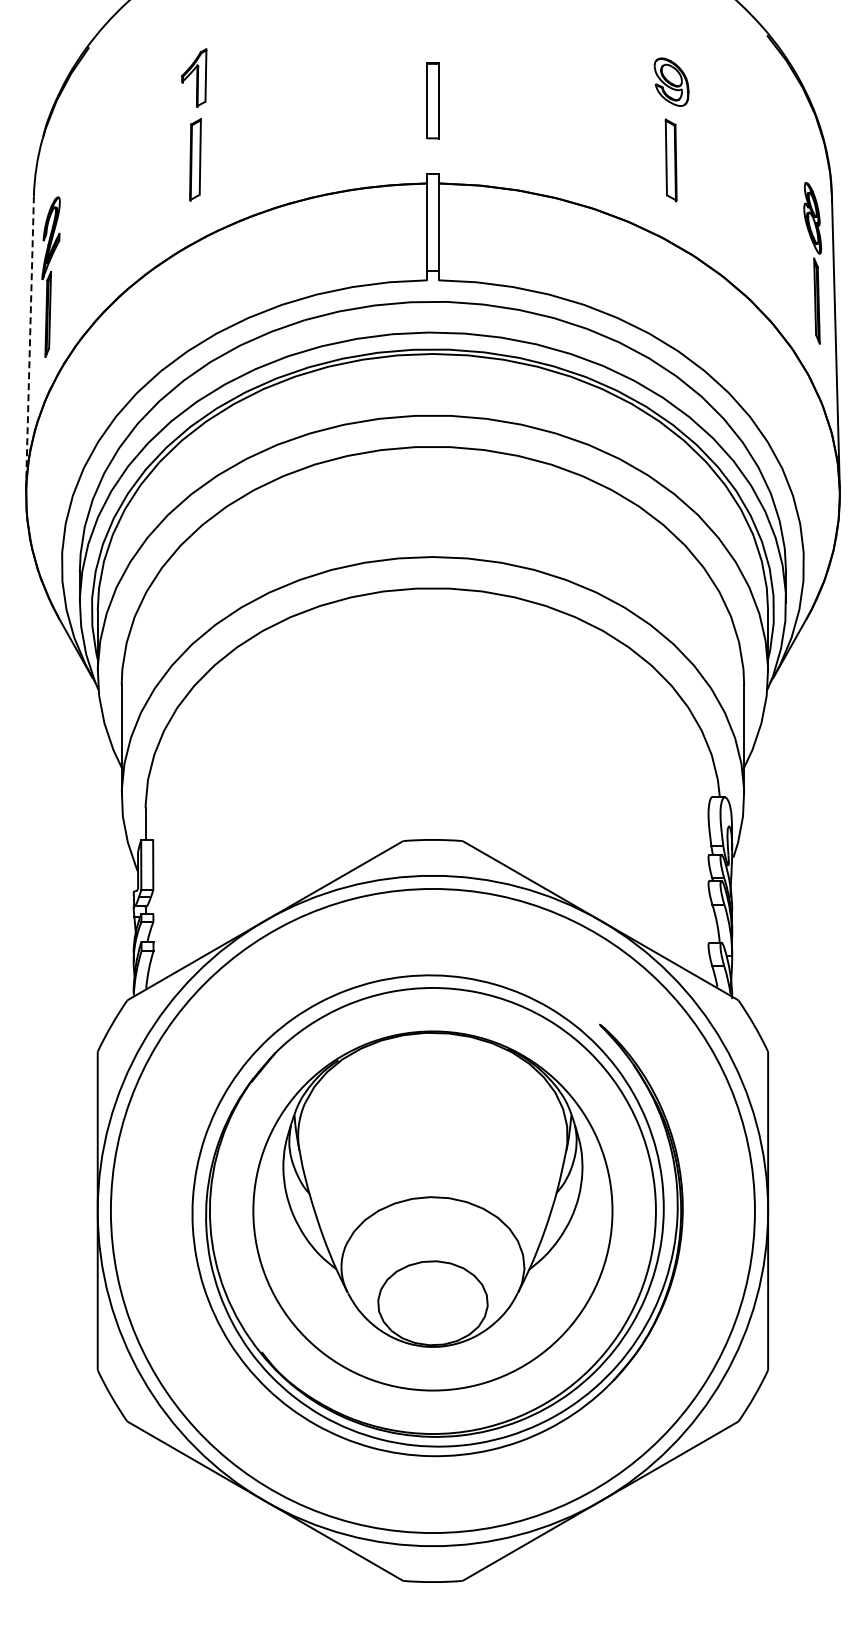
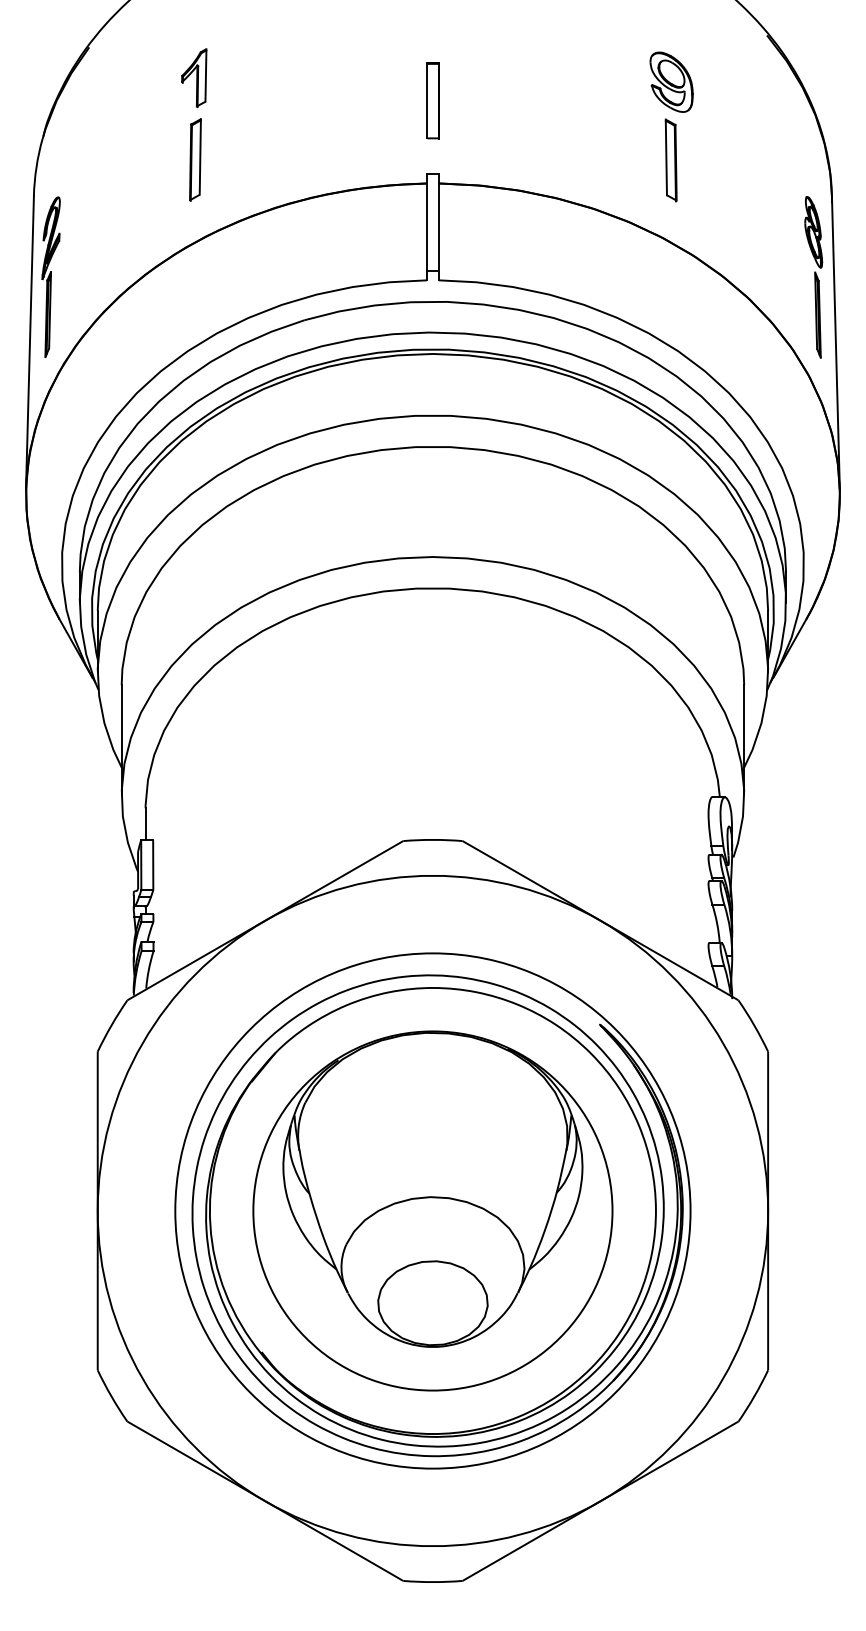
part size: 37x50 px -> 45x62 px (671, 81)
part position: (812, 263) -> (813, 277) (813, 277)
line: dashed -> solid (29, 343)
circle diameter: 644 px -> 515 px (432, 1210)
